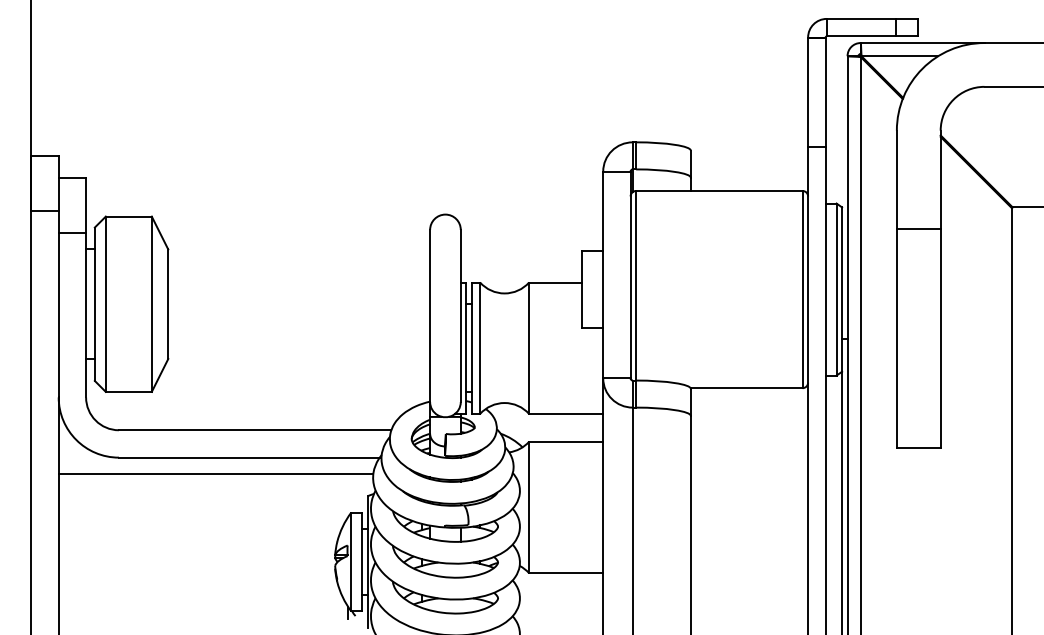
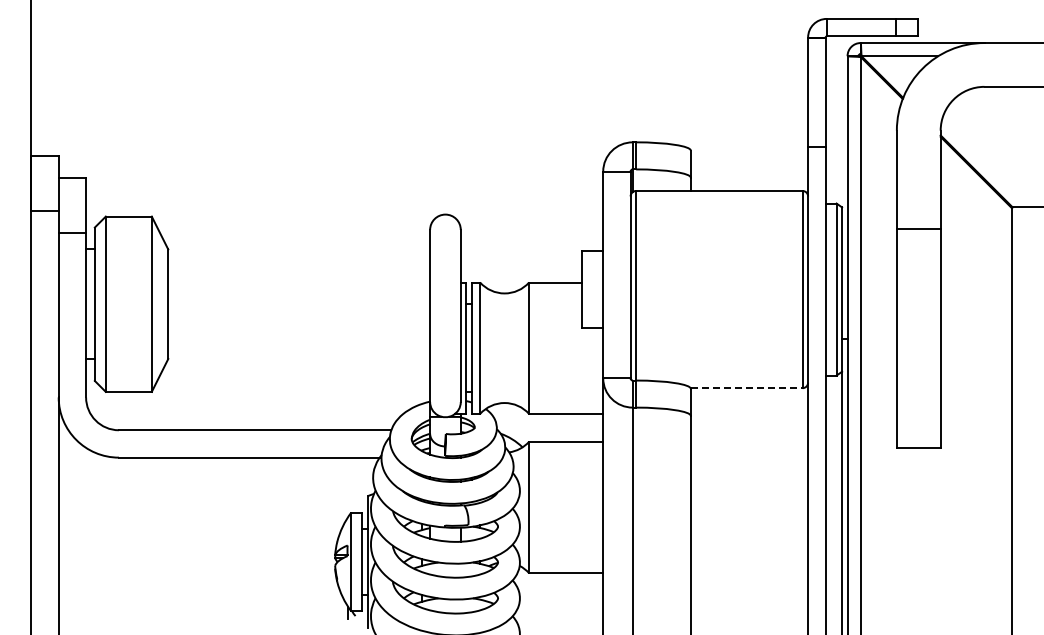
line: solid -> dashed (746, 388)
line: present -> none (215, 474)
